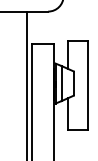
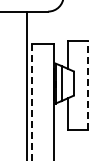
line: solid -> dashed (88, 85)
line: solid -> dashed (31, 102)
